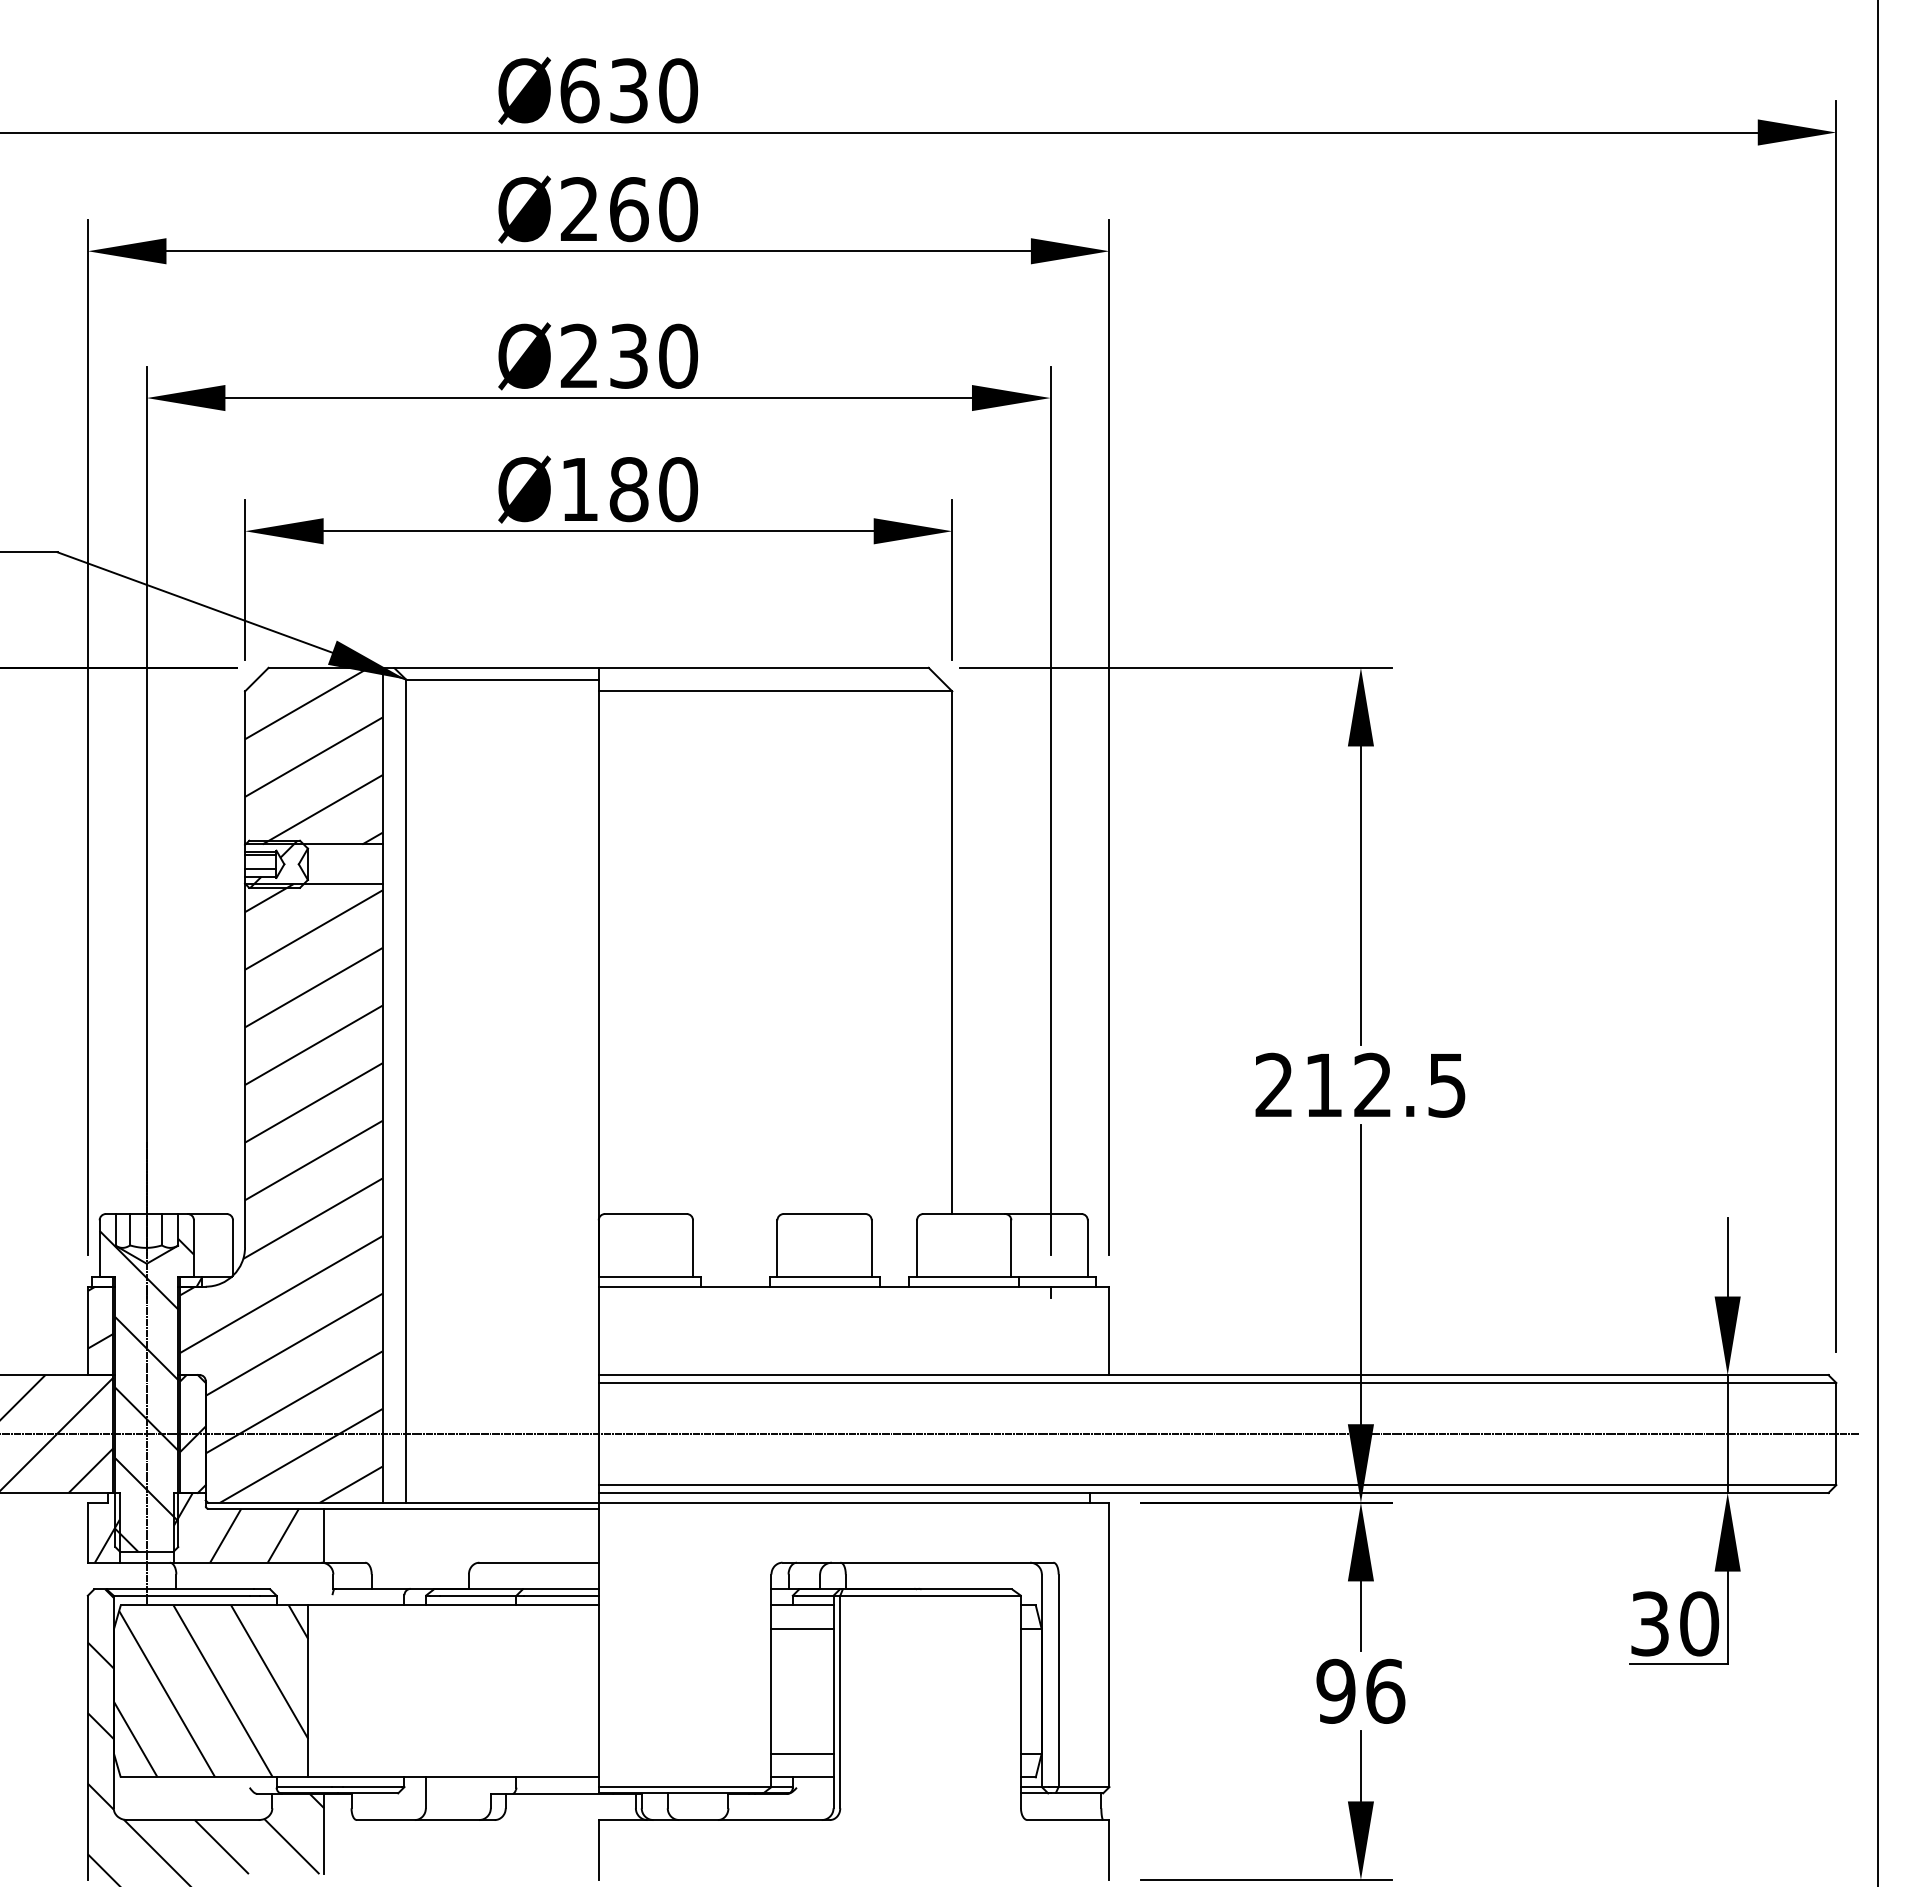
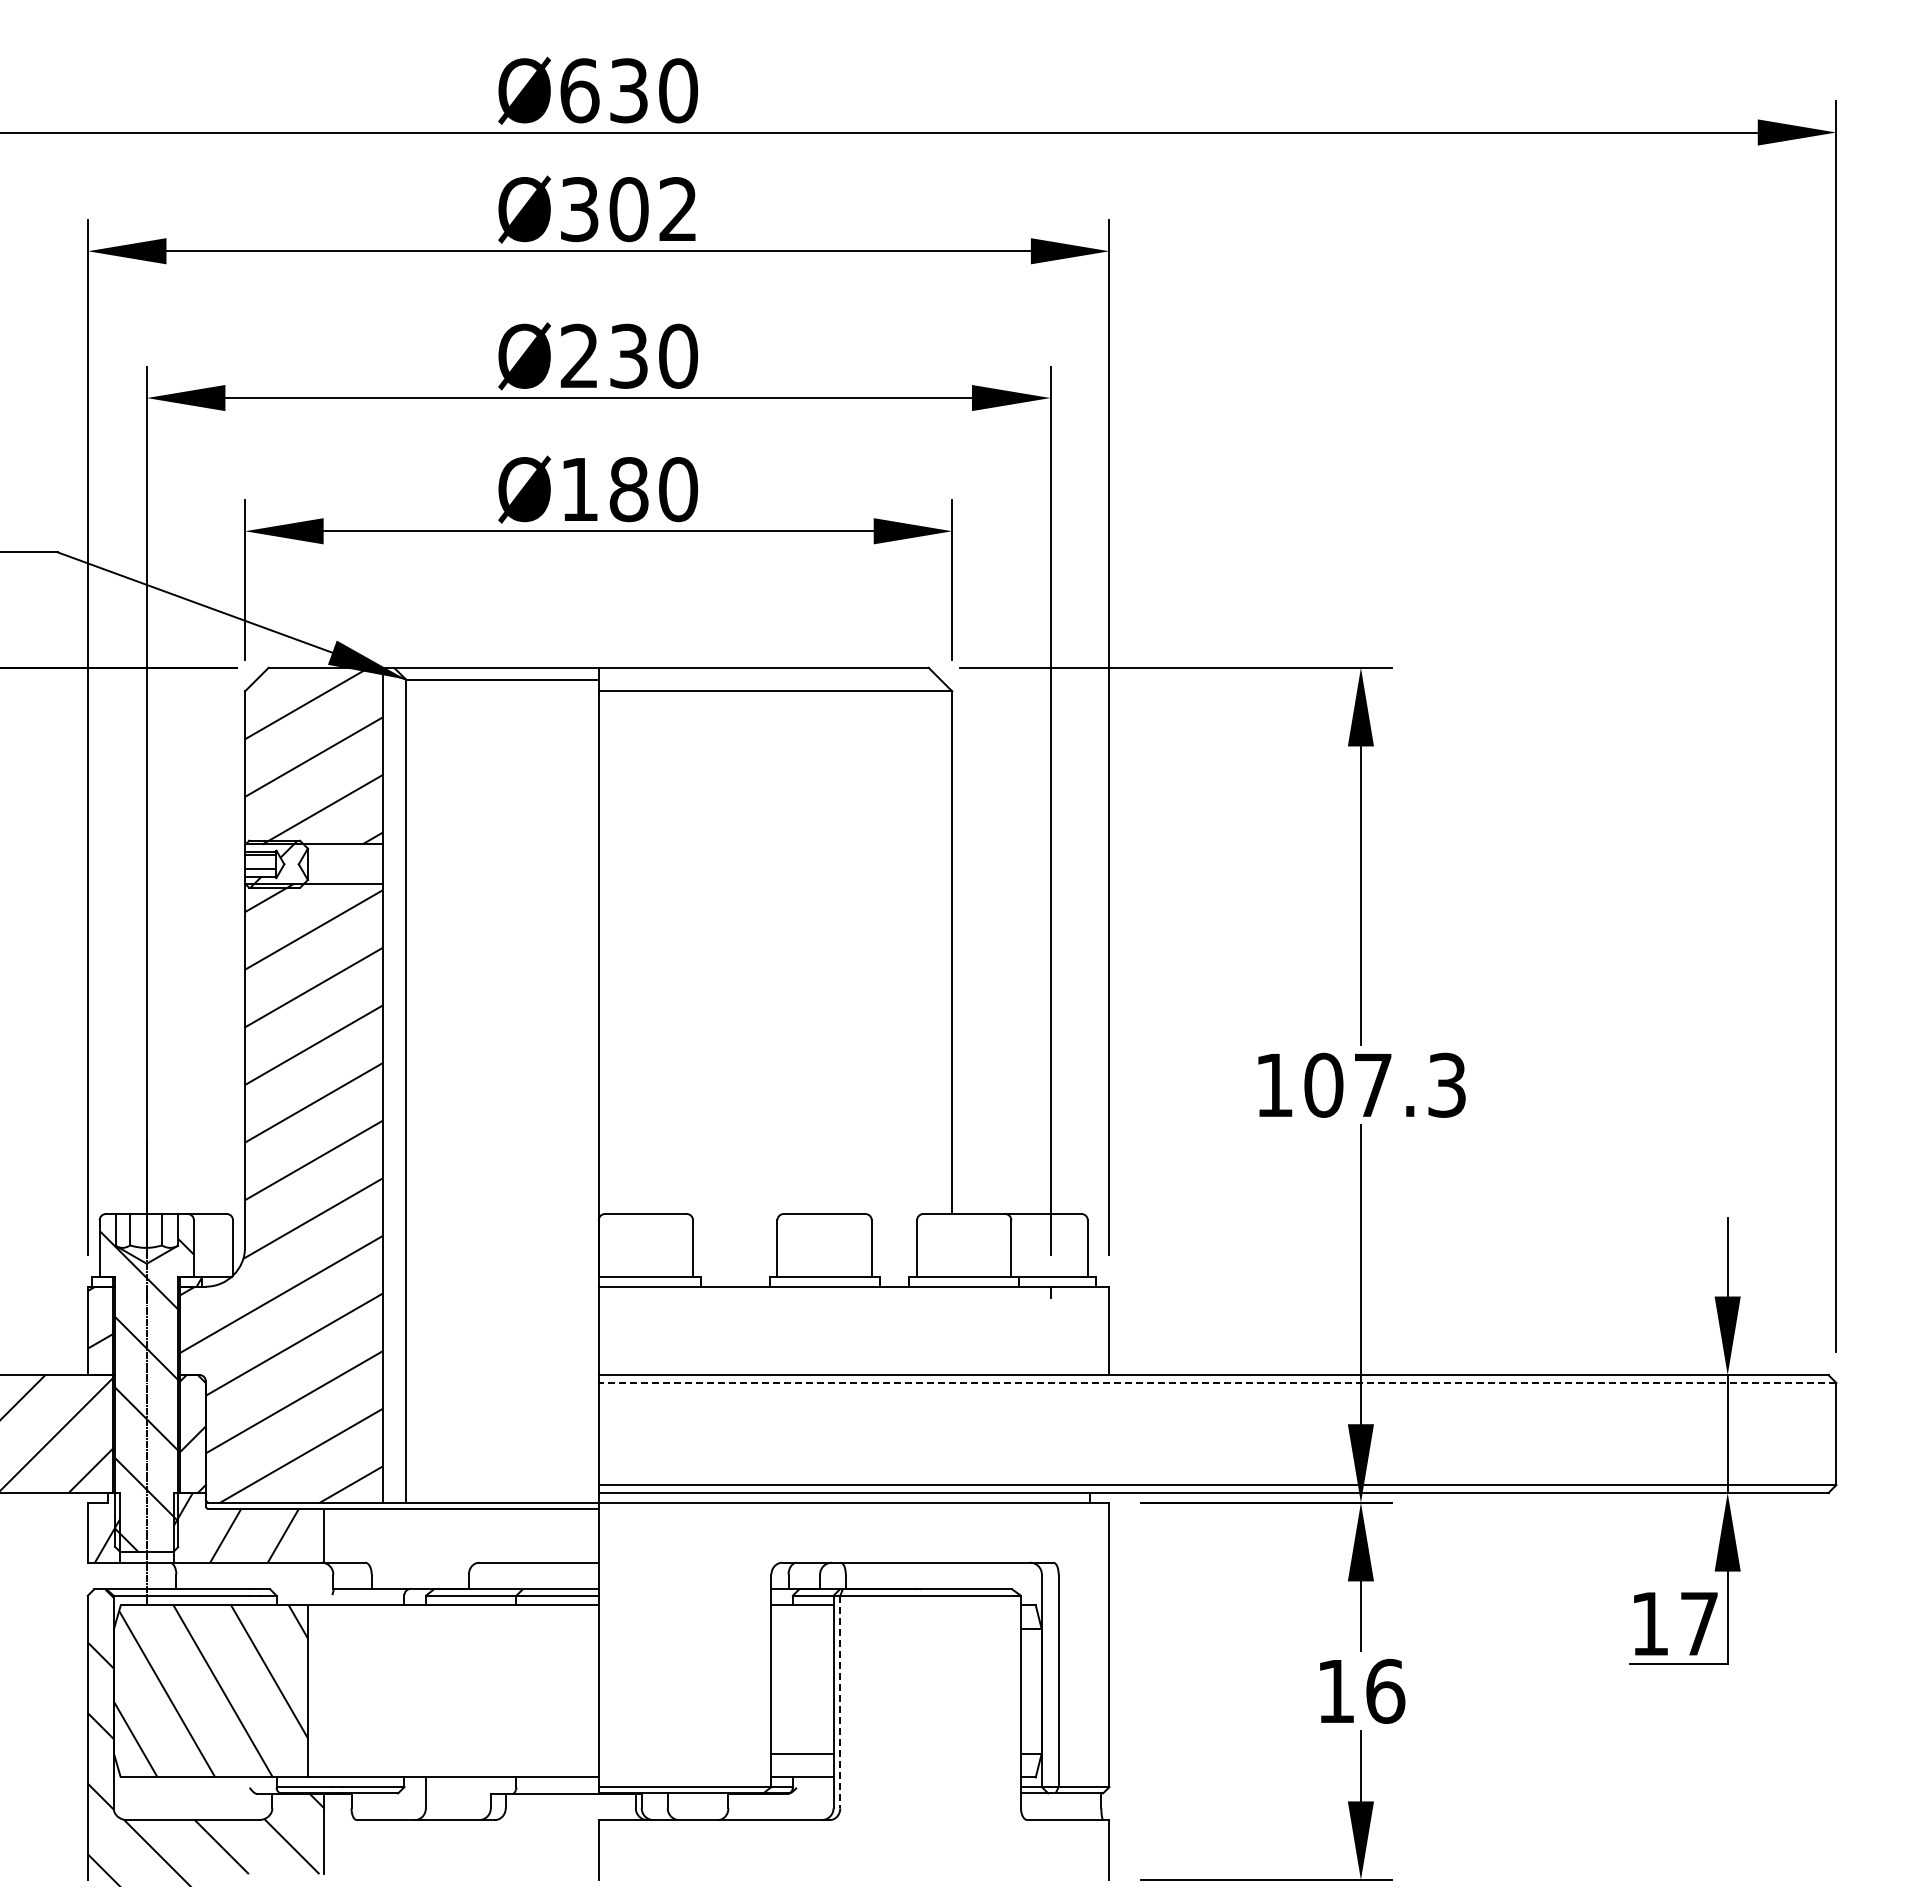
text: Ø260 -> Ø302 (629, 209)
line: present -> none (1878, 942)
text: 212.5 -> 107.3 (1360, 1084)
line: solid -> dashed (1217, 1382)
line: present -> none (930, 1434)
text: 30 -> 17 (1675, 1623)
line: present -> none (802, 1629)
text: 96 -> 16 (1335, 1690)
line: solid -> dashed (840, 1702)
